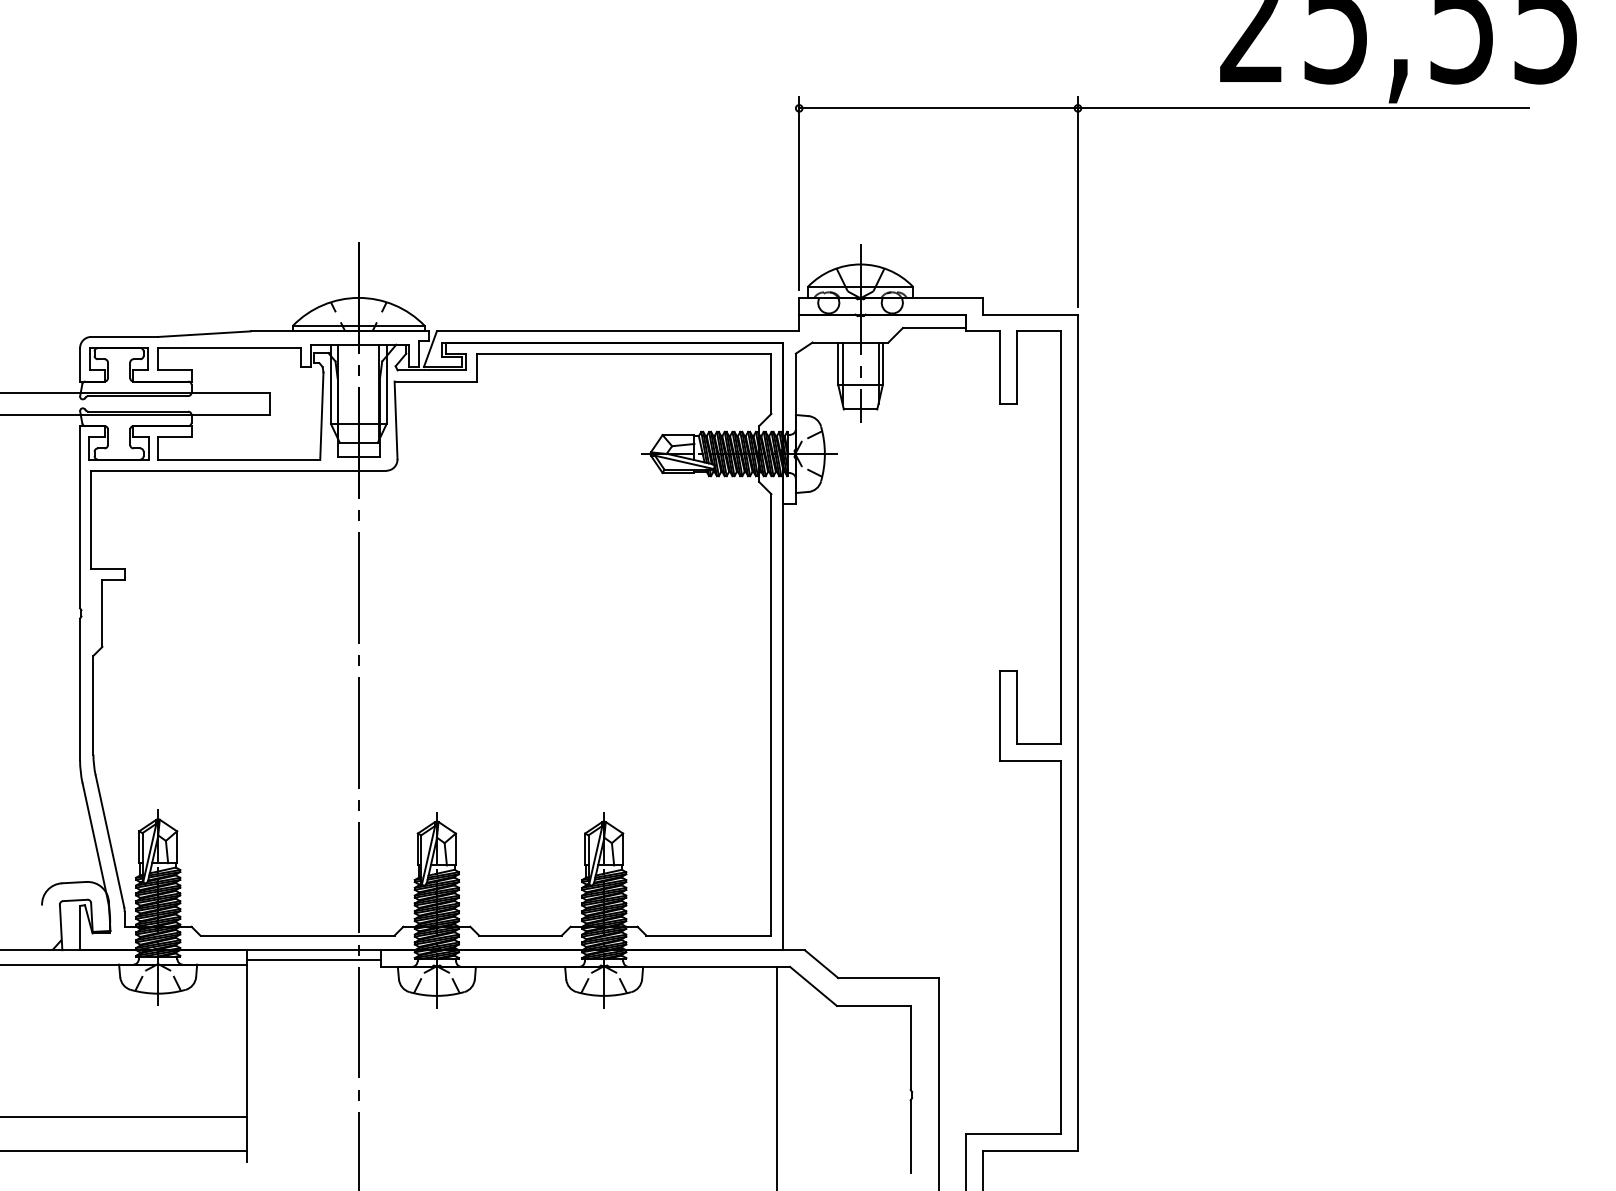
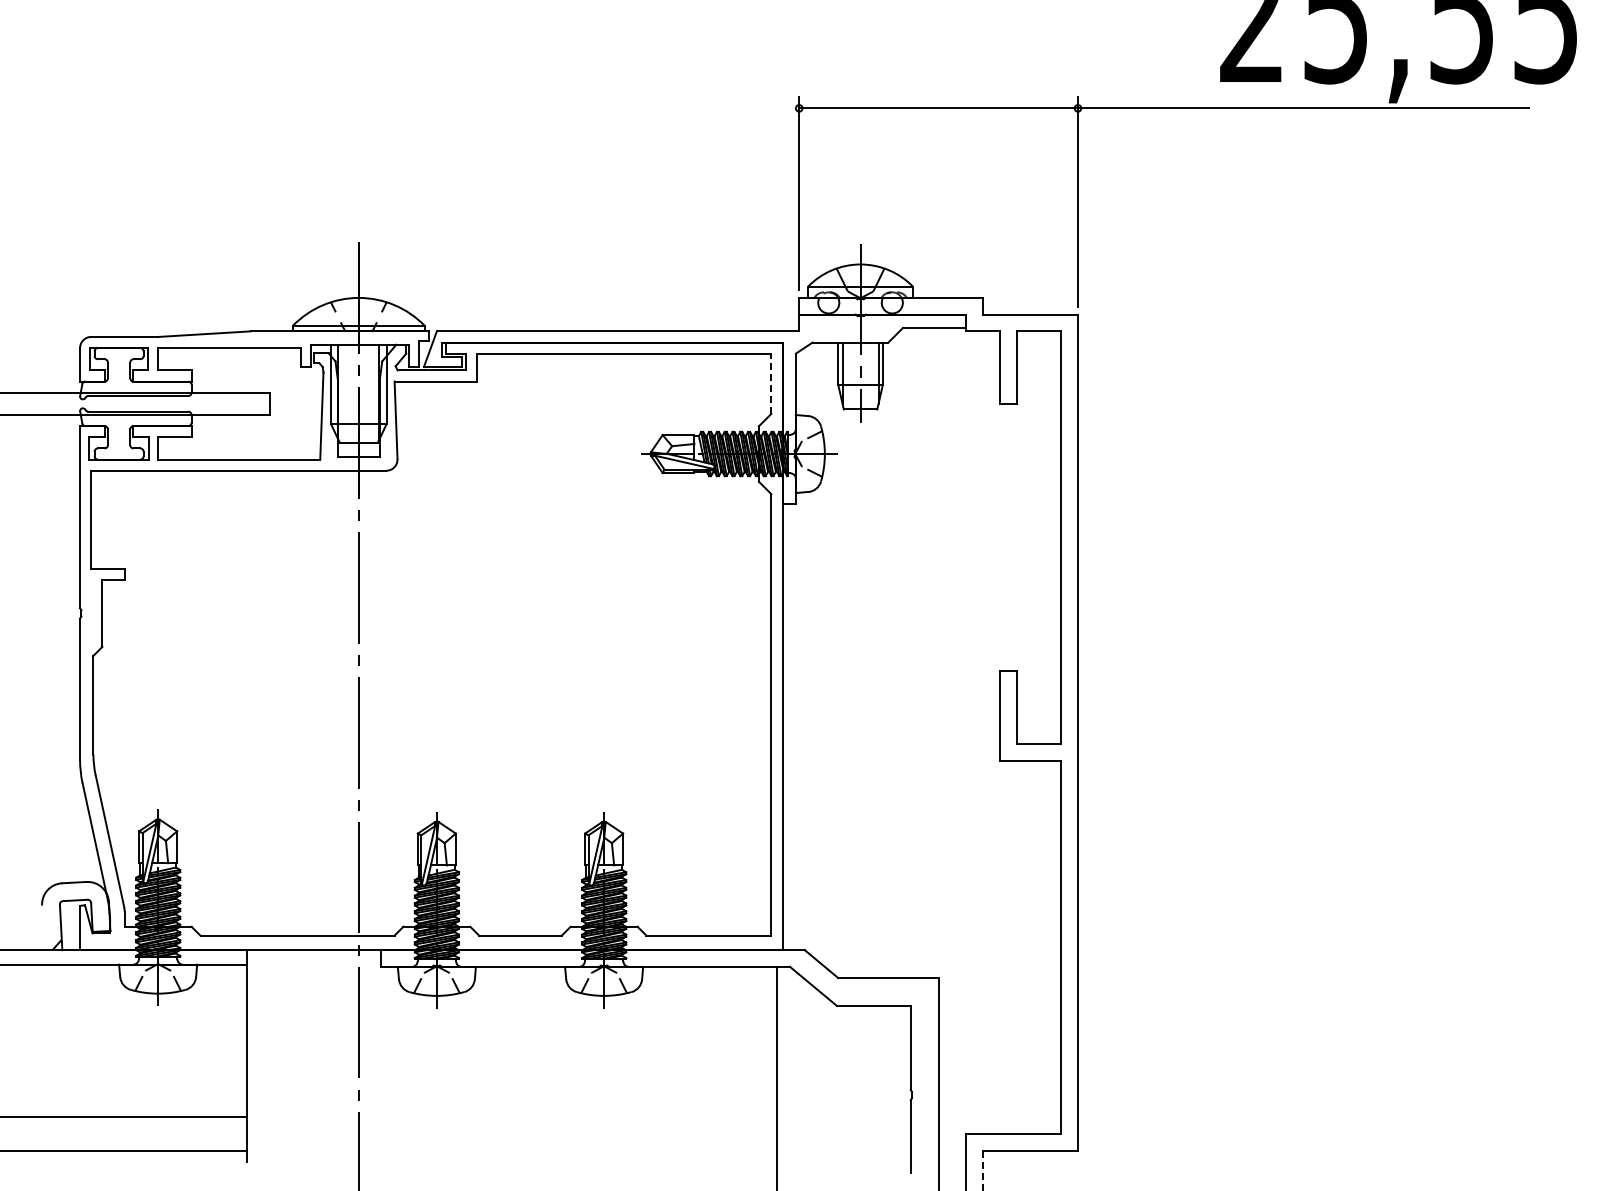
line: solid -> dashed (771, 383)
line: present -> none (314, 959)
line: solid -> dashed (983, 1170)
